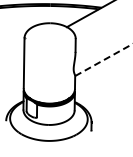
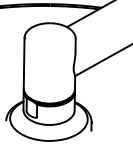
line: dashed -> solid (103, 60)
